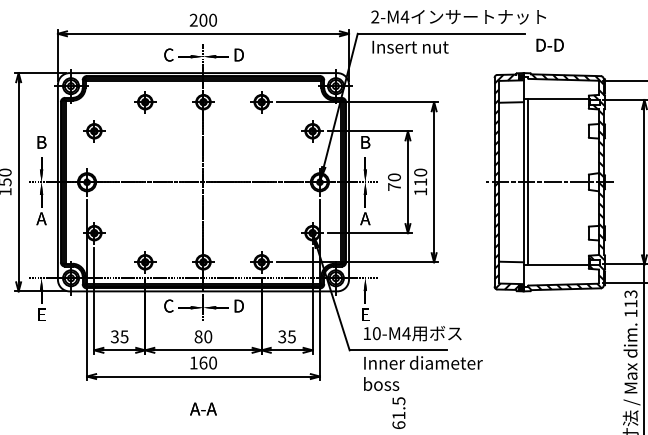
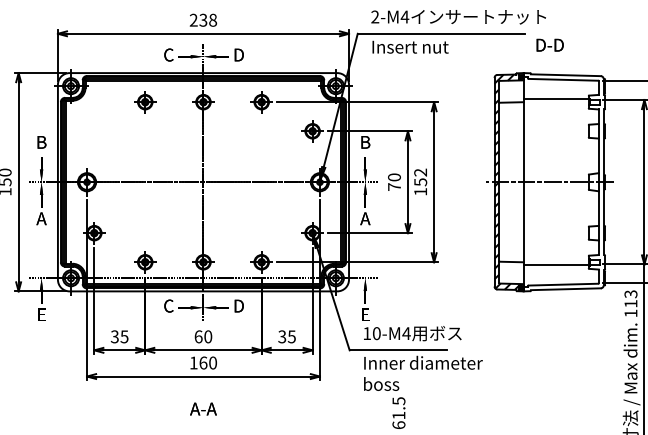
text: 200 -> 238 (208, 19)
part: present -> none (94, 131)
text: 110 -> 152 (420, 177)
line: present -> none (528, 182)
hatch: present -> none (564, 182)
text: 80 -> 60 (198, 336)
